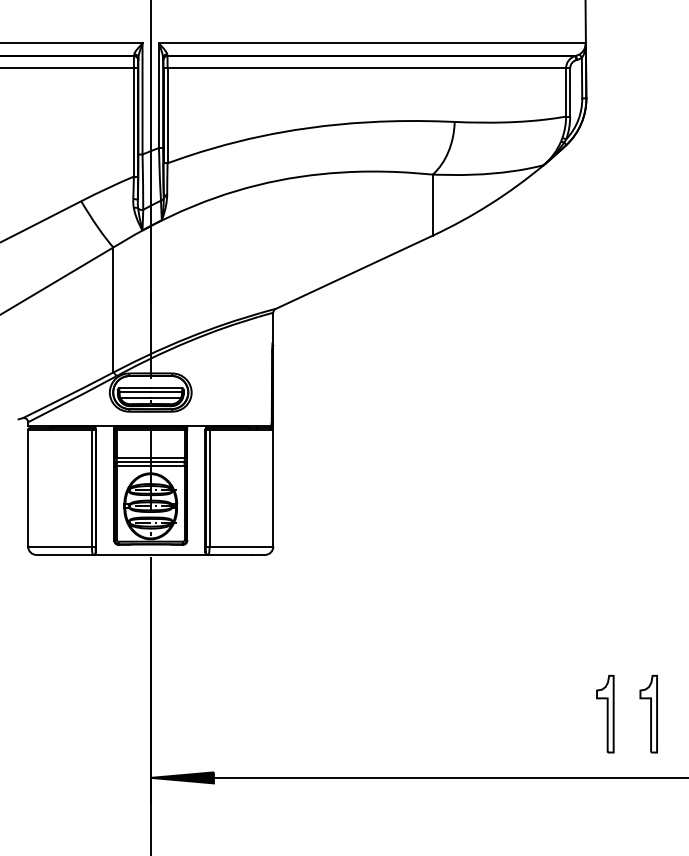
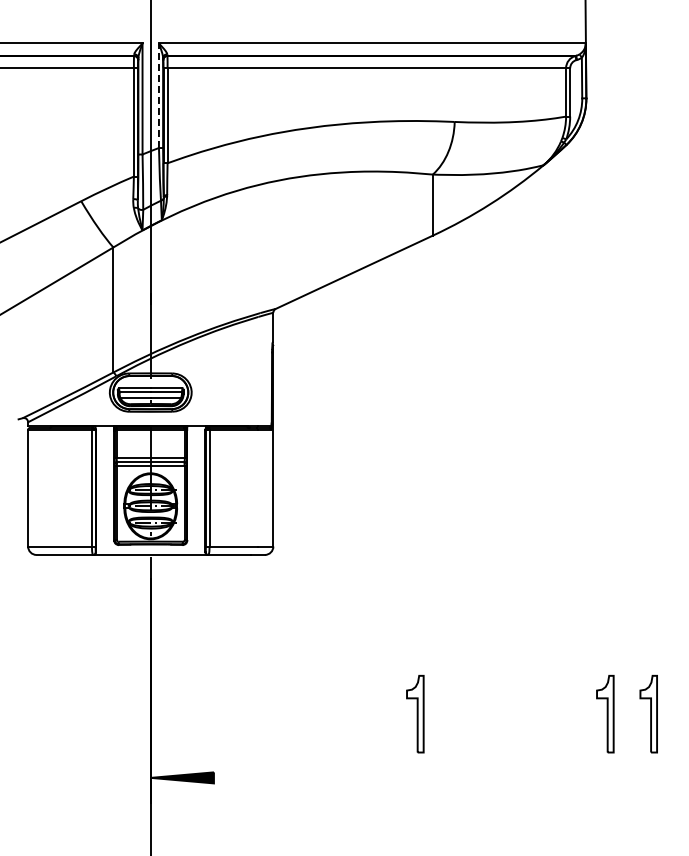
line: solid -> dashed (158, 95)
part: none -> present (415, 714)
line: present -> none (449, 777)
